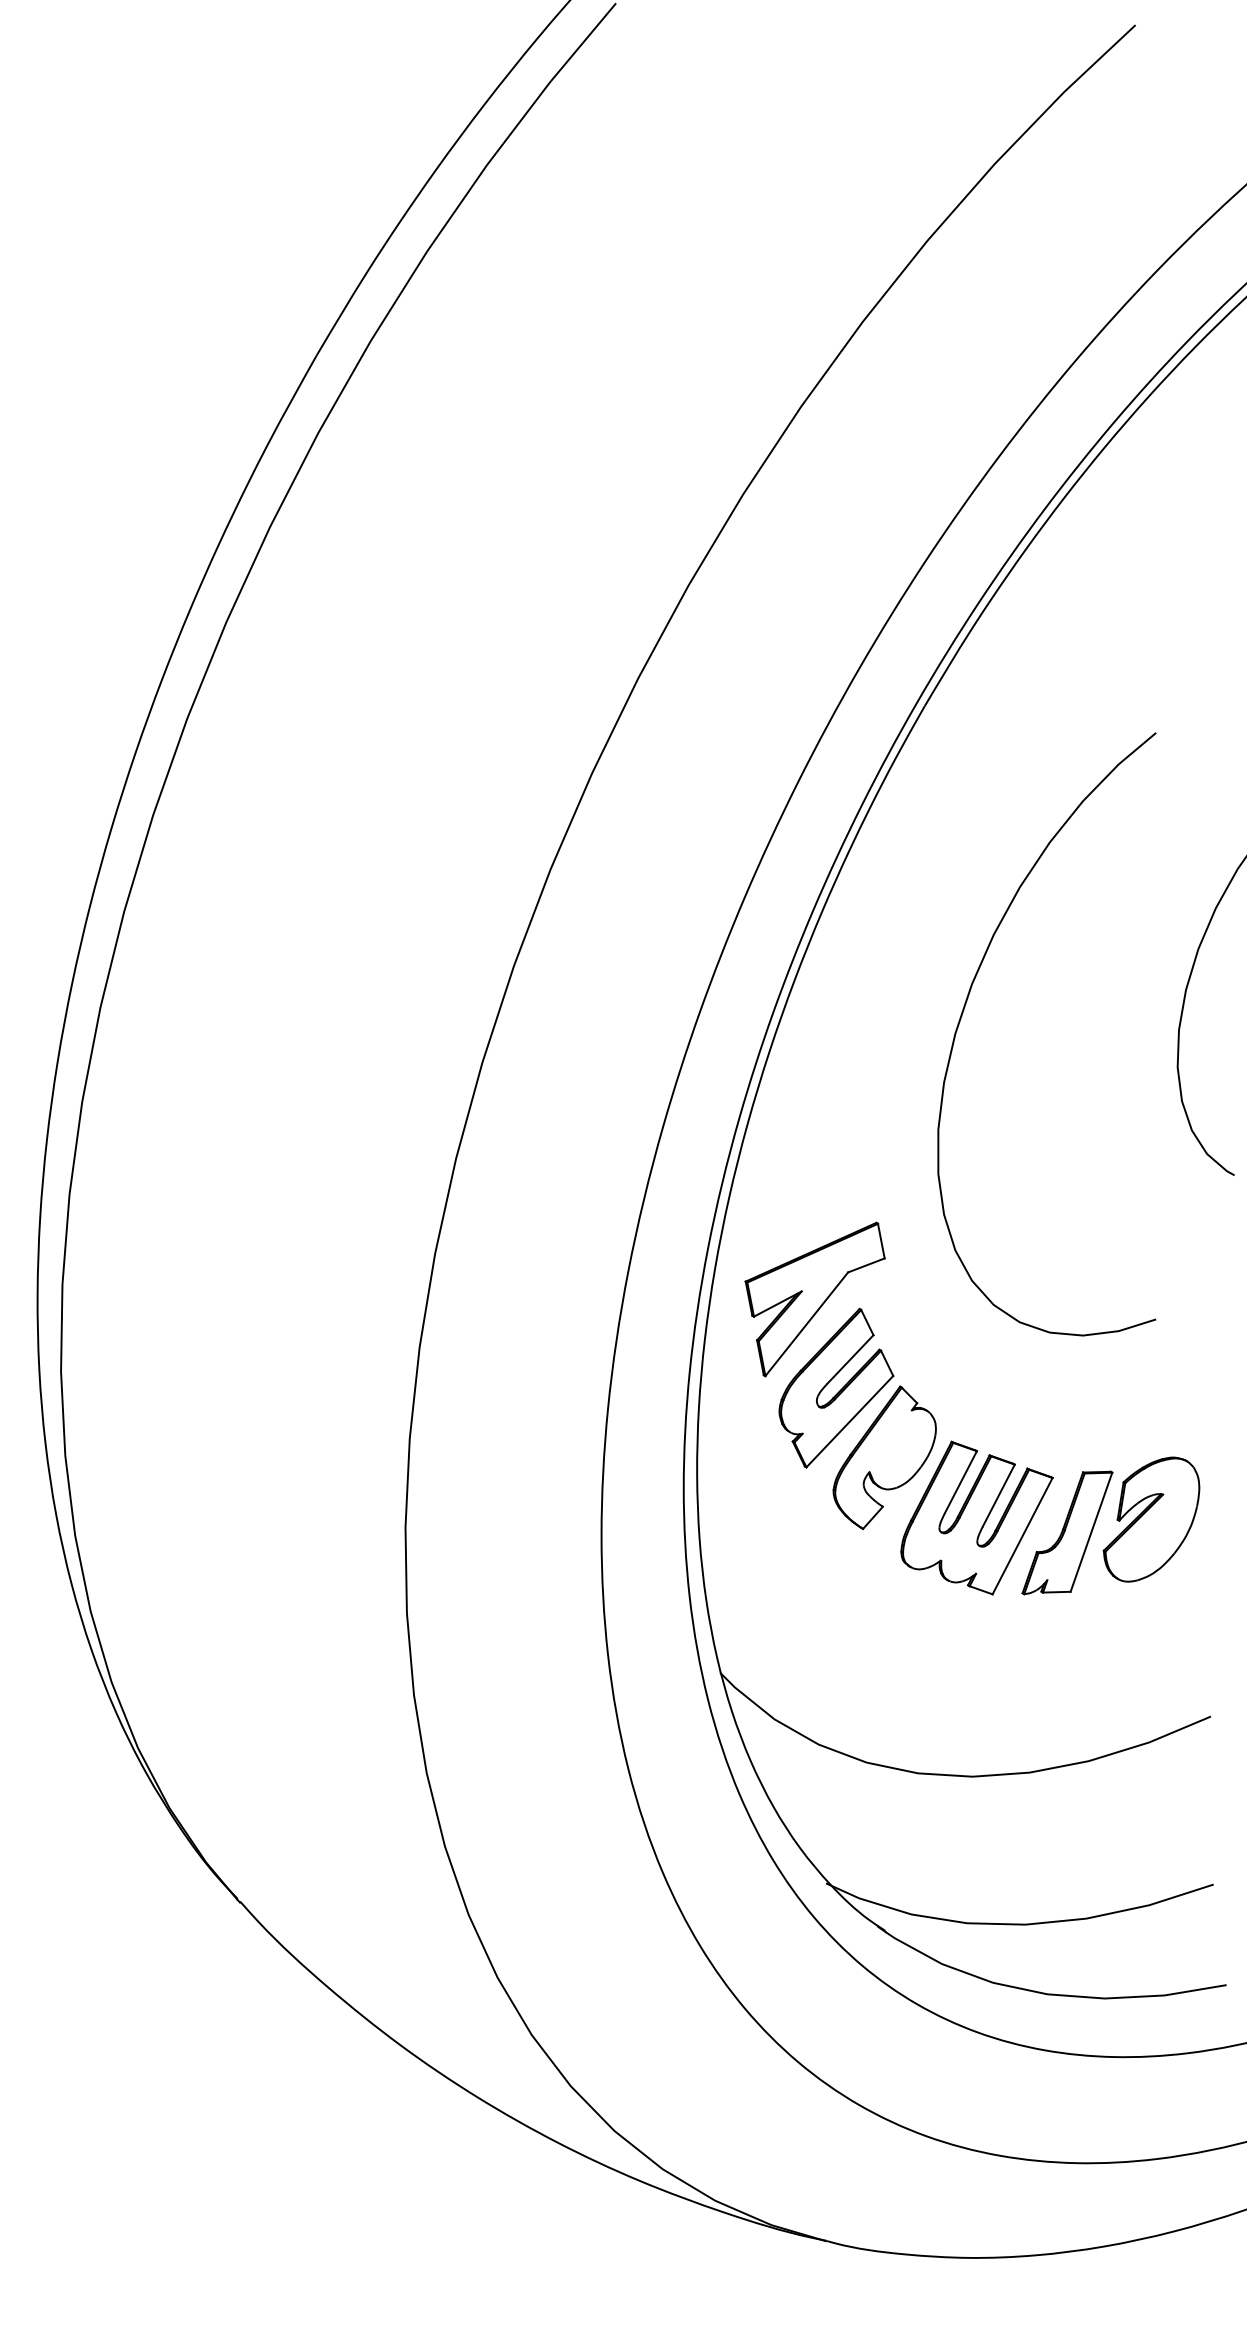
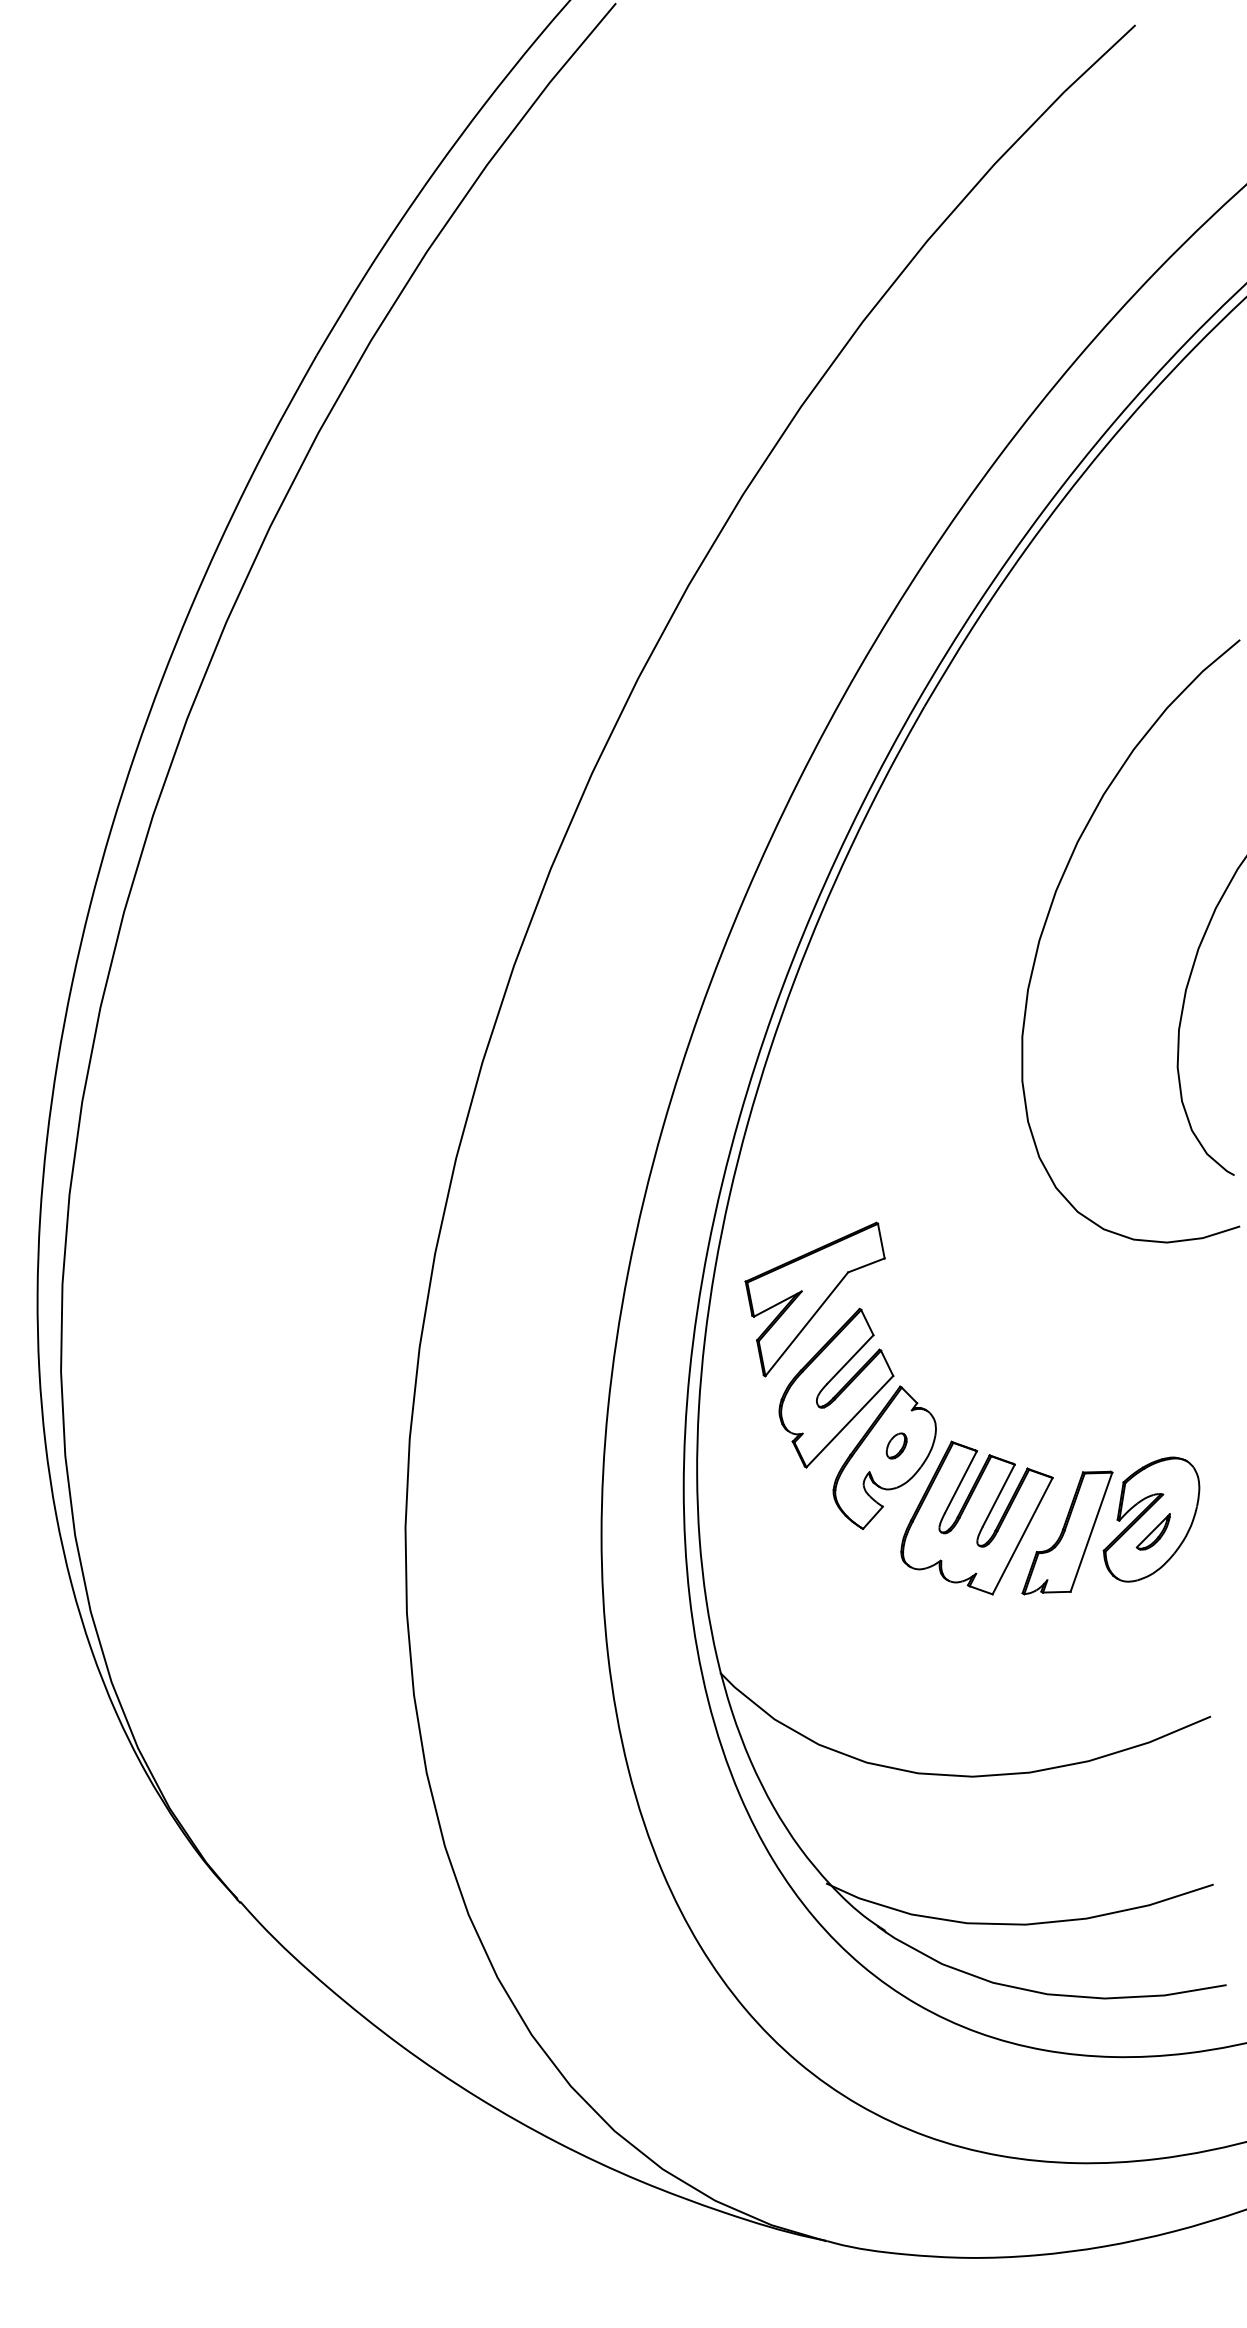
curve position: (965, 1007) -> (1049, 914) (1049, 914)
part: none -> present (896, 1445)
part: none -> present (1152, 1531)
